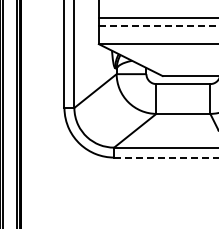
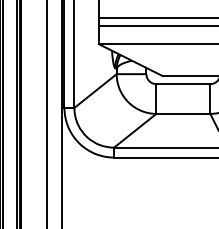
line: dashed -> solid (158, 26)
line: none -> present (46, 113)
line: none -> present (61, 113)
line: dashed -> solid (167, 157)
